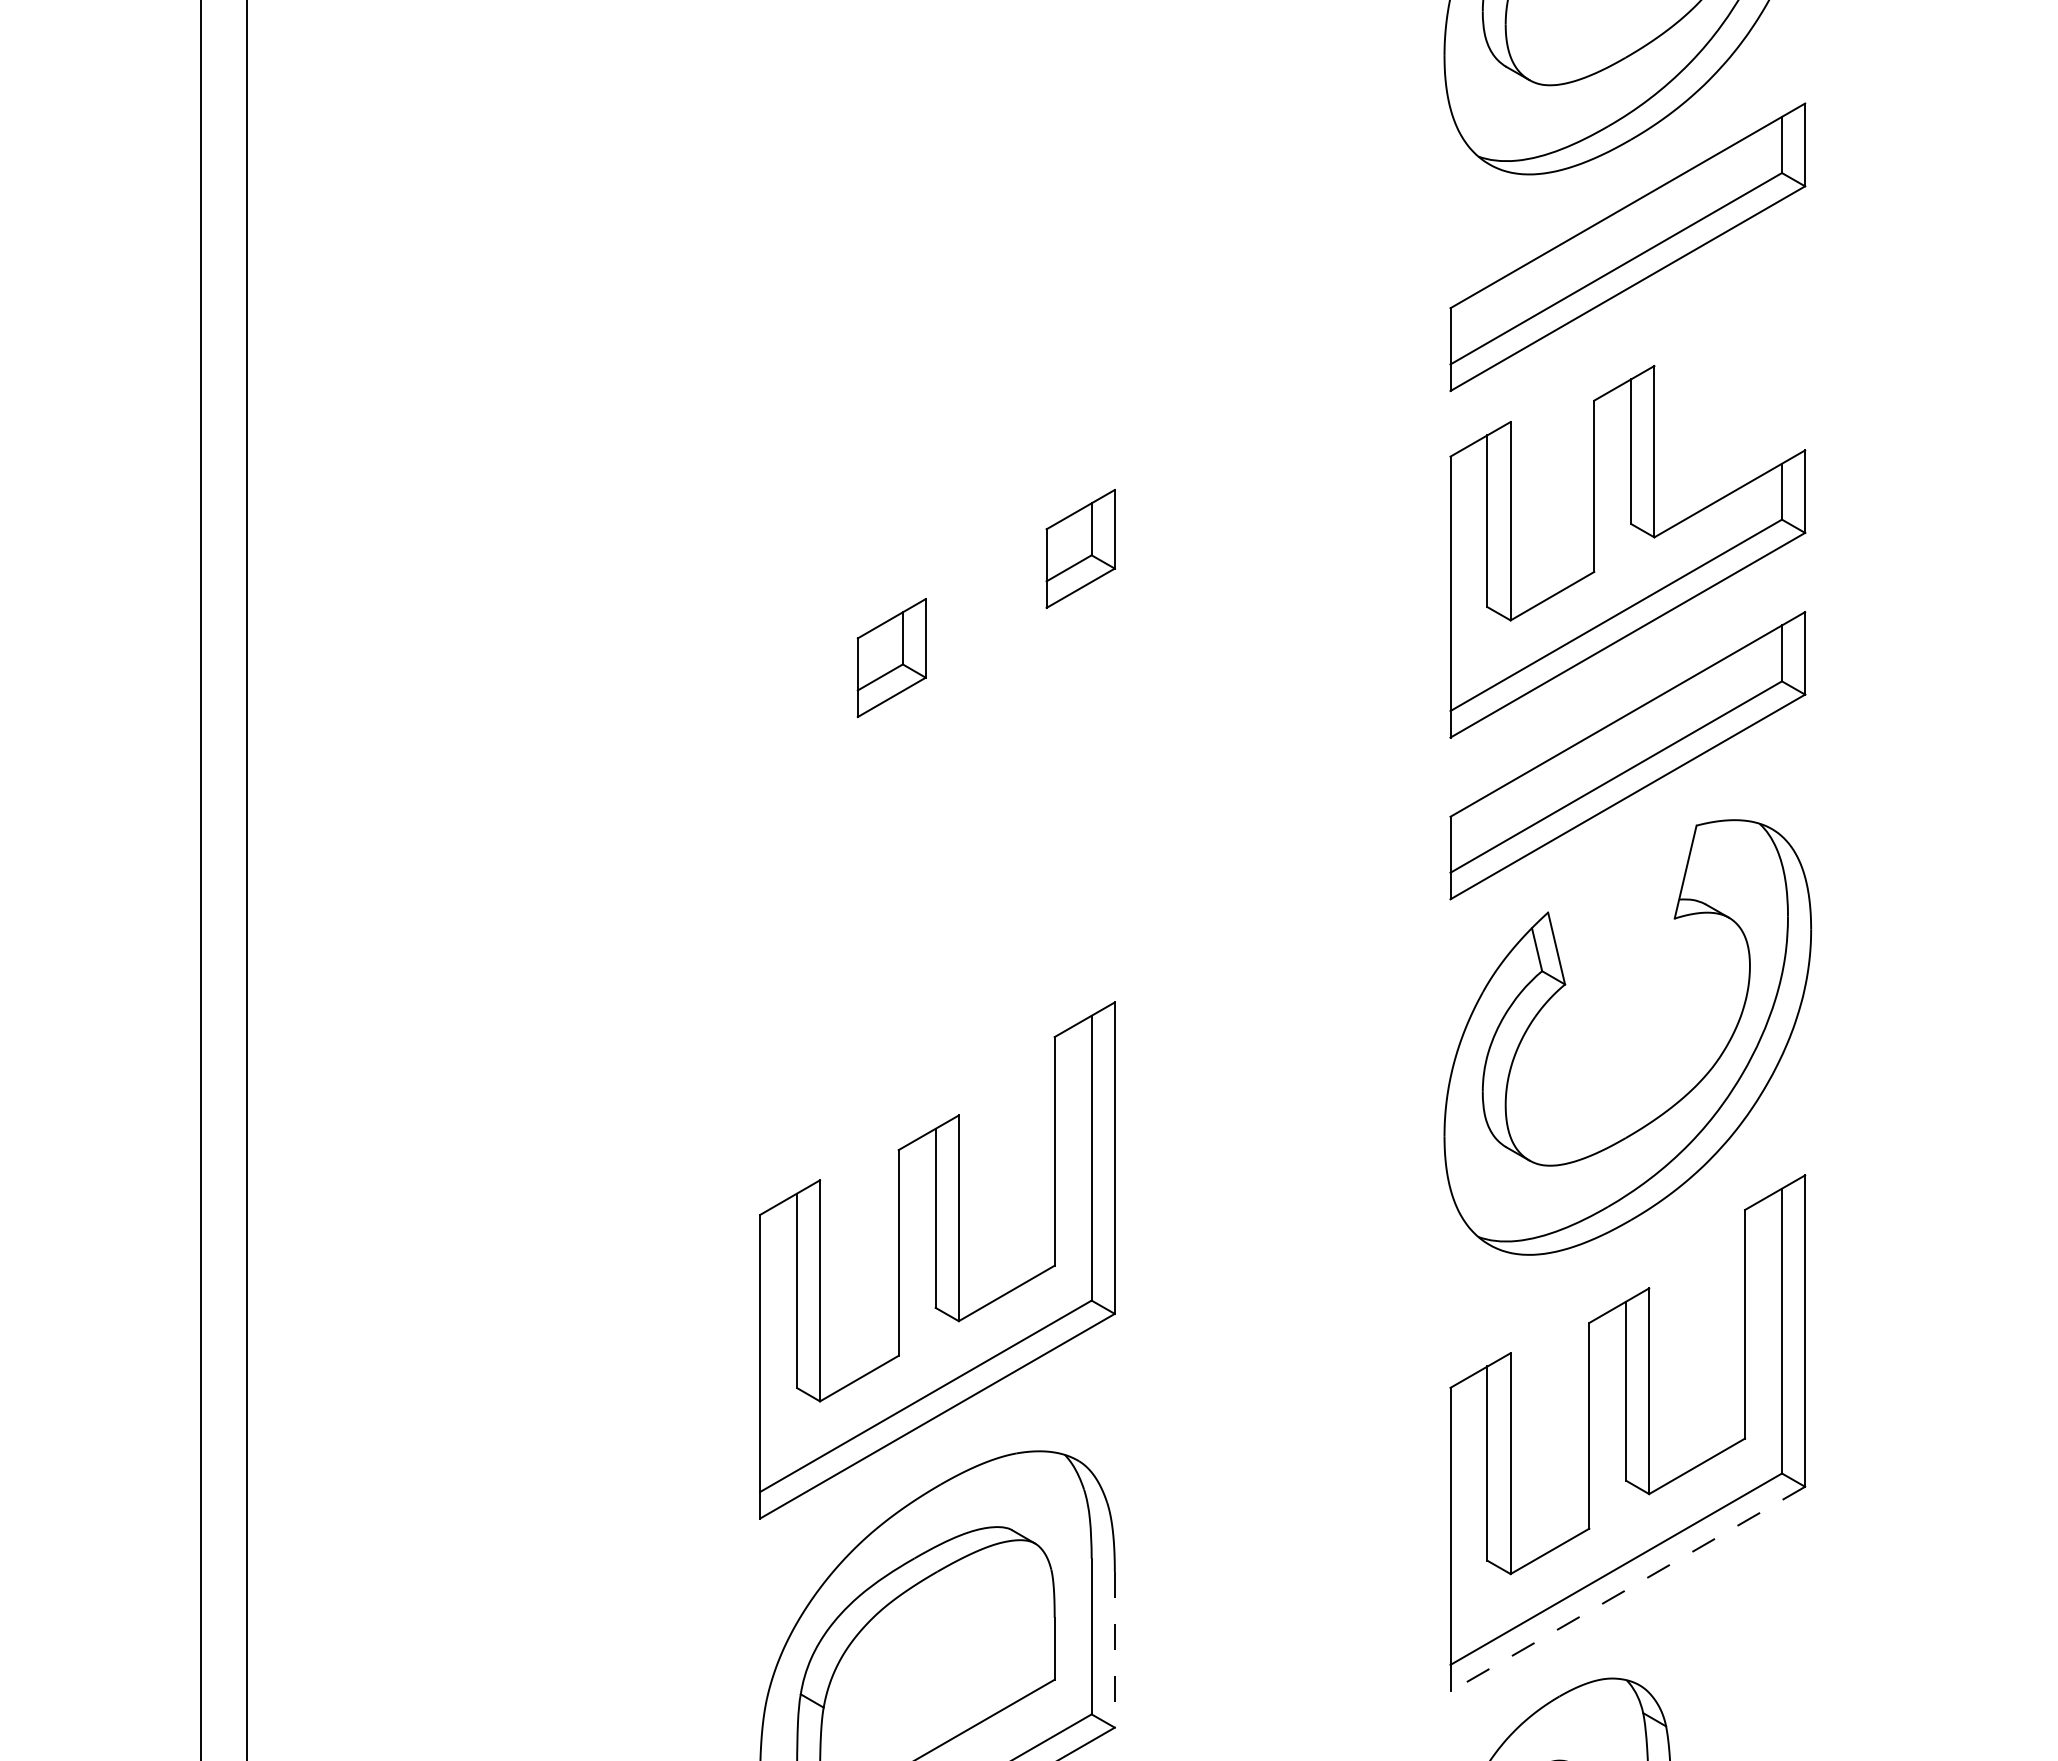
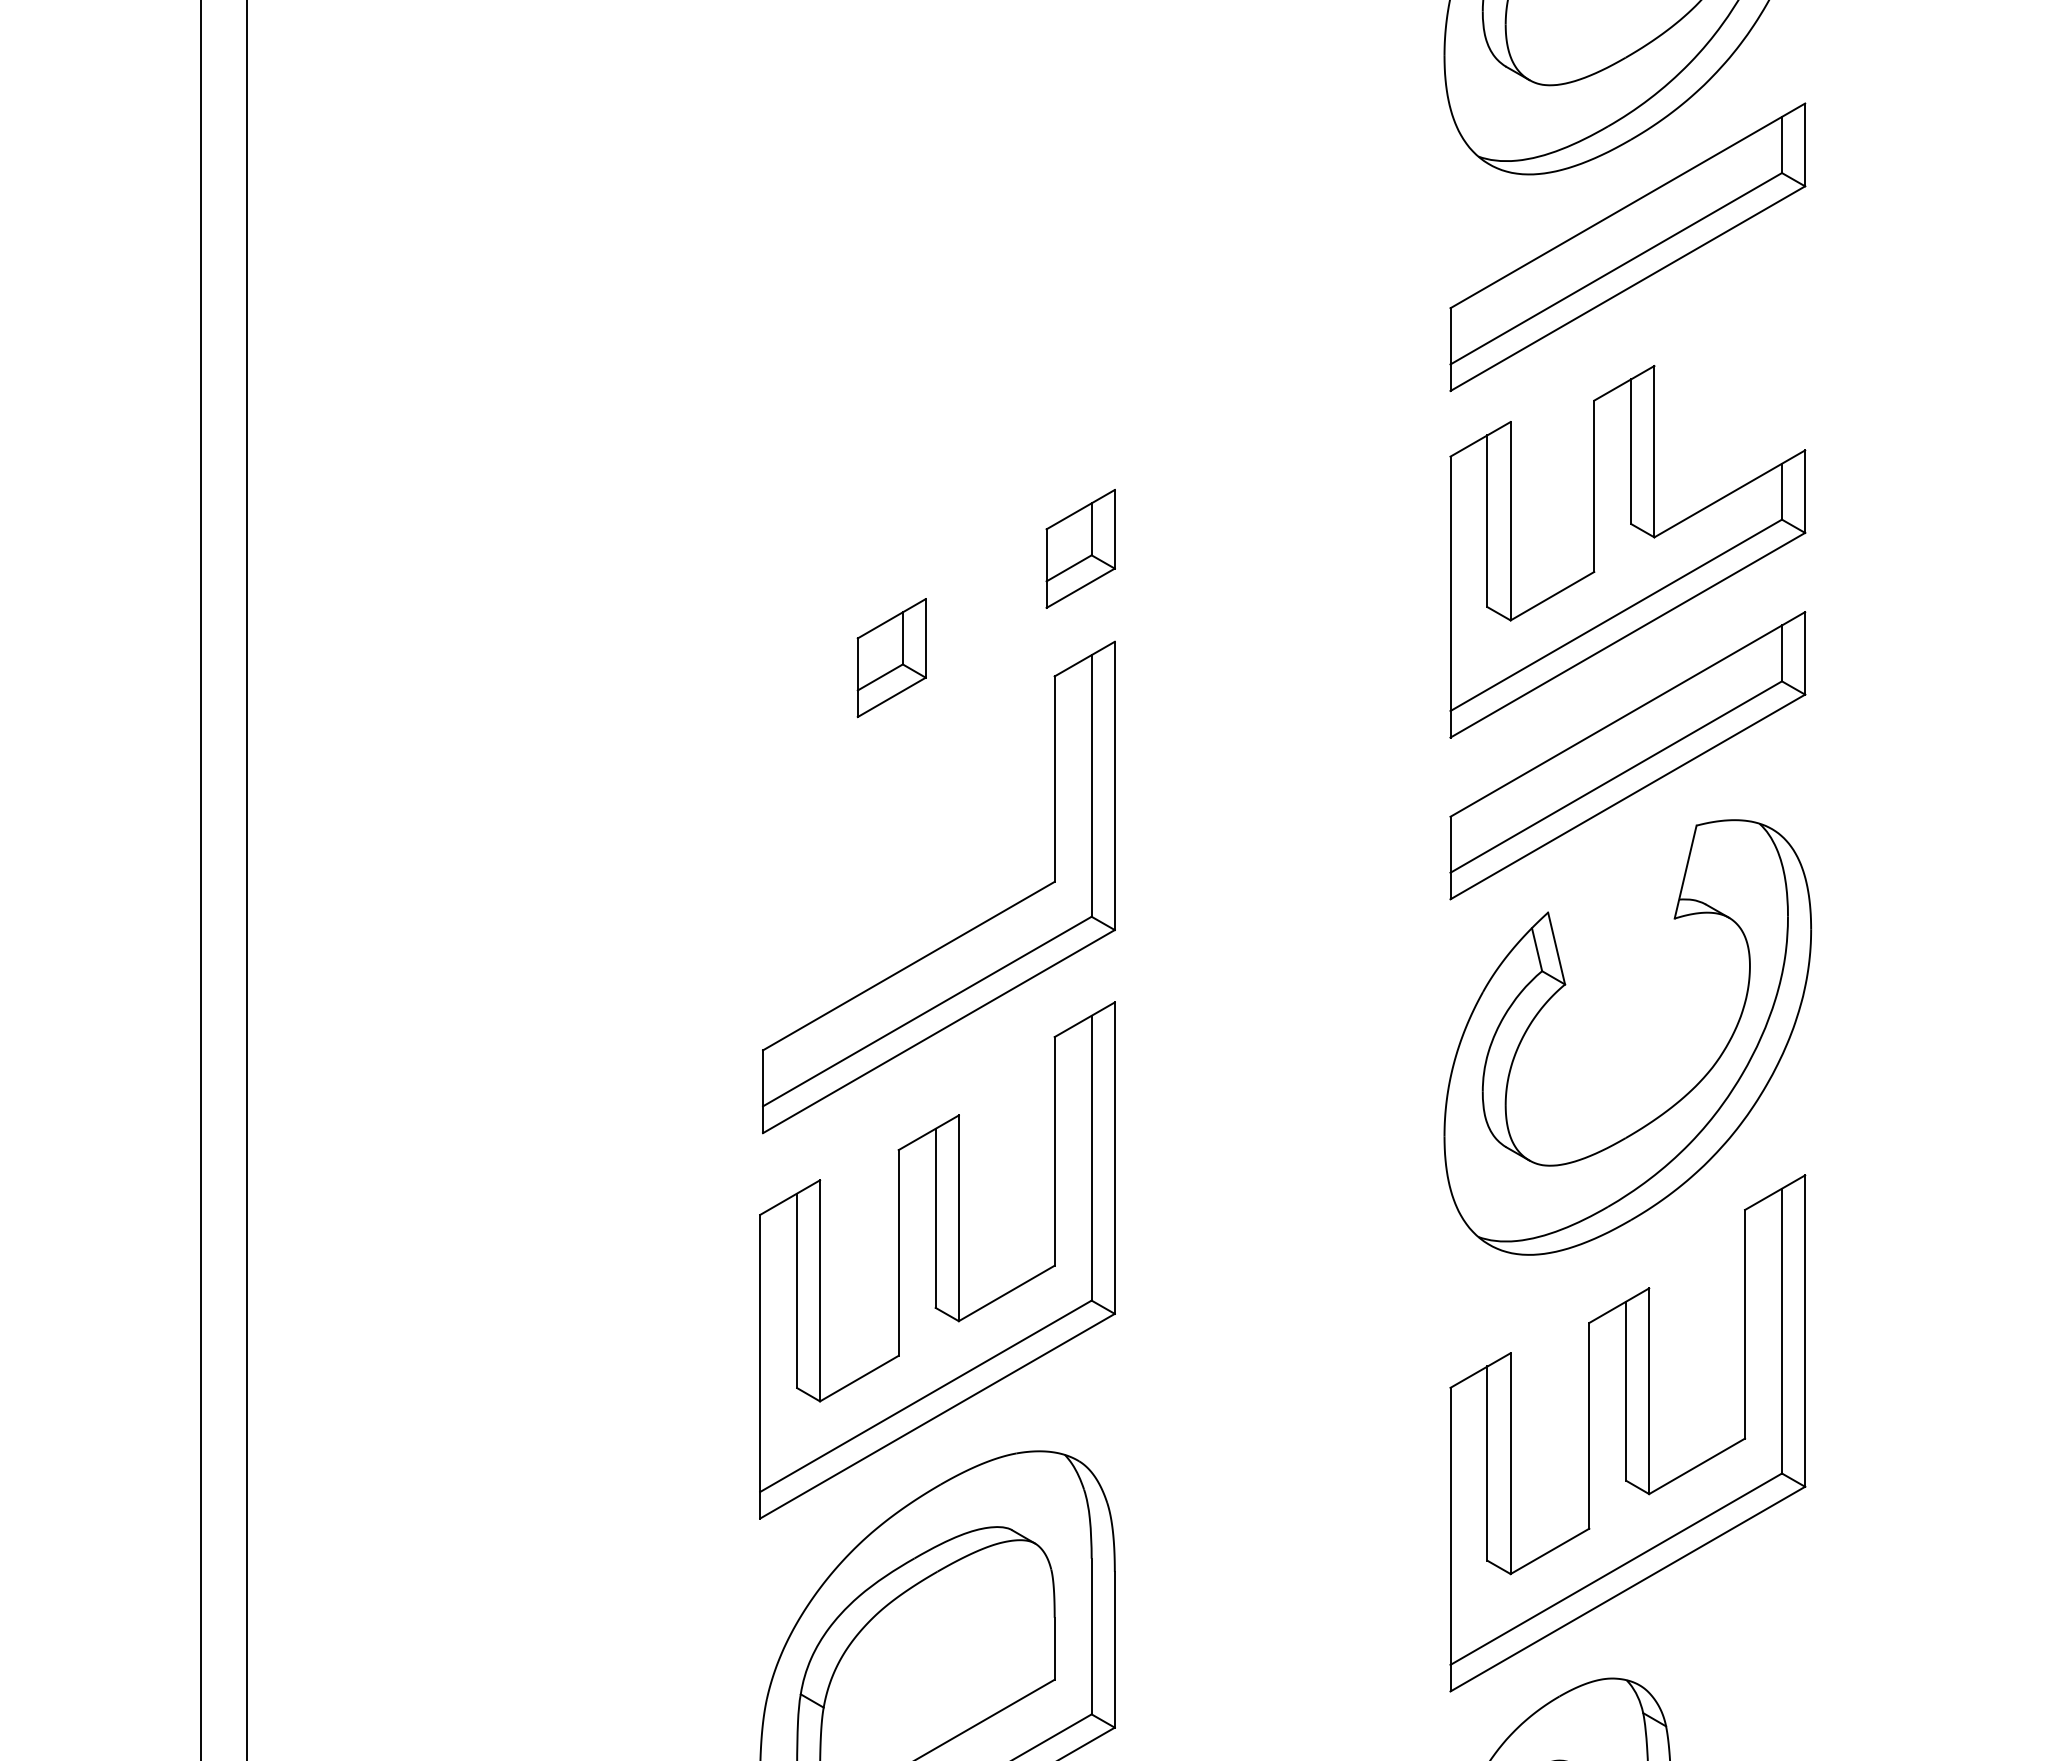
part: none -> present (964, 932)
line: dashed -> solid (1627, 1589)
line: dashed -> solid (1114, 1649)
